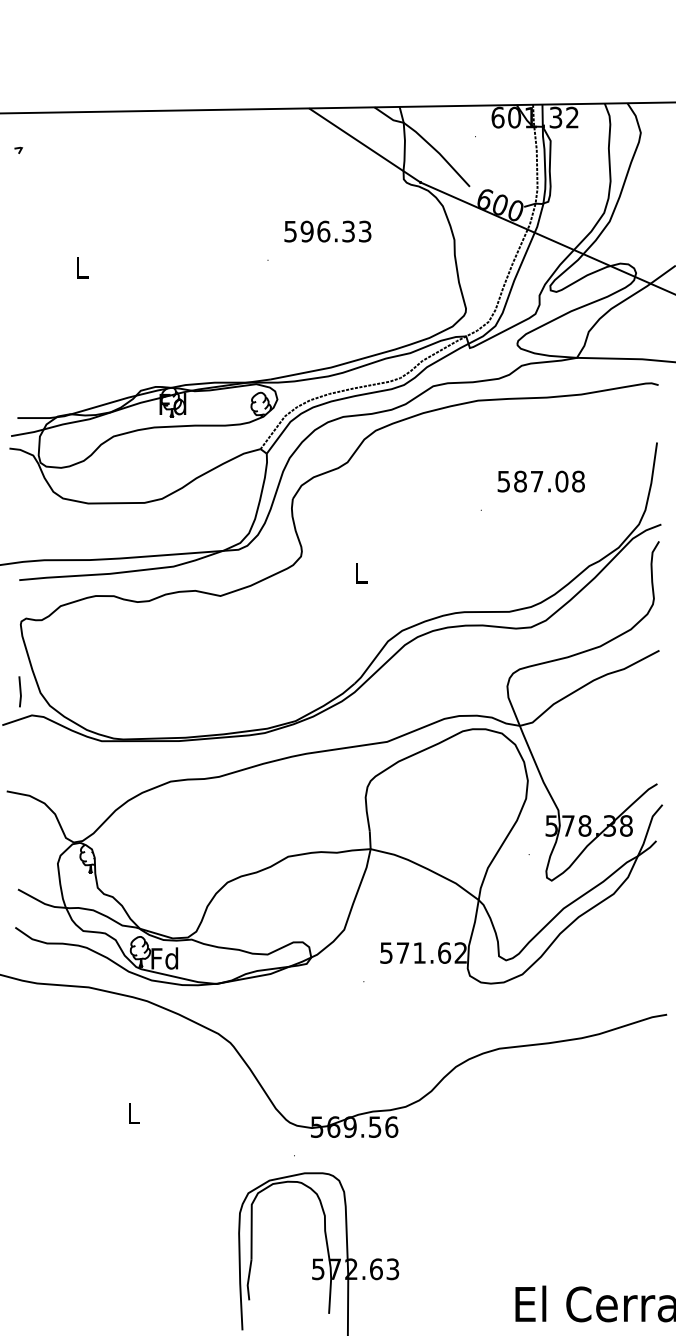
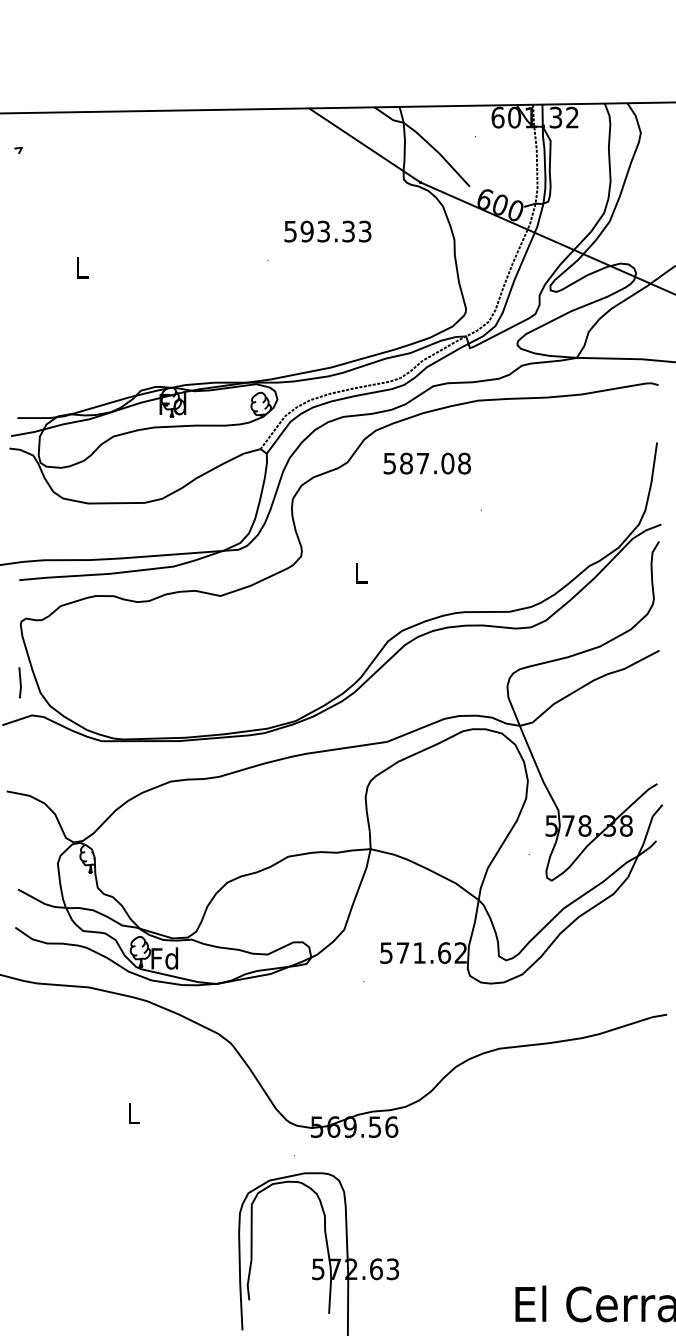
text: 596.33 -> 593.33 (323, 231)
text position: (540, 481) -> (426, 463) (426, 463)
line position: (19, 691) -> (19, 682) (19, 682)
